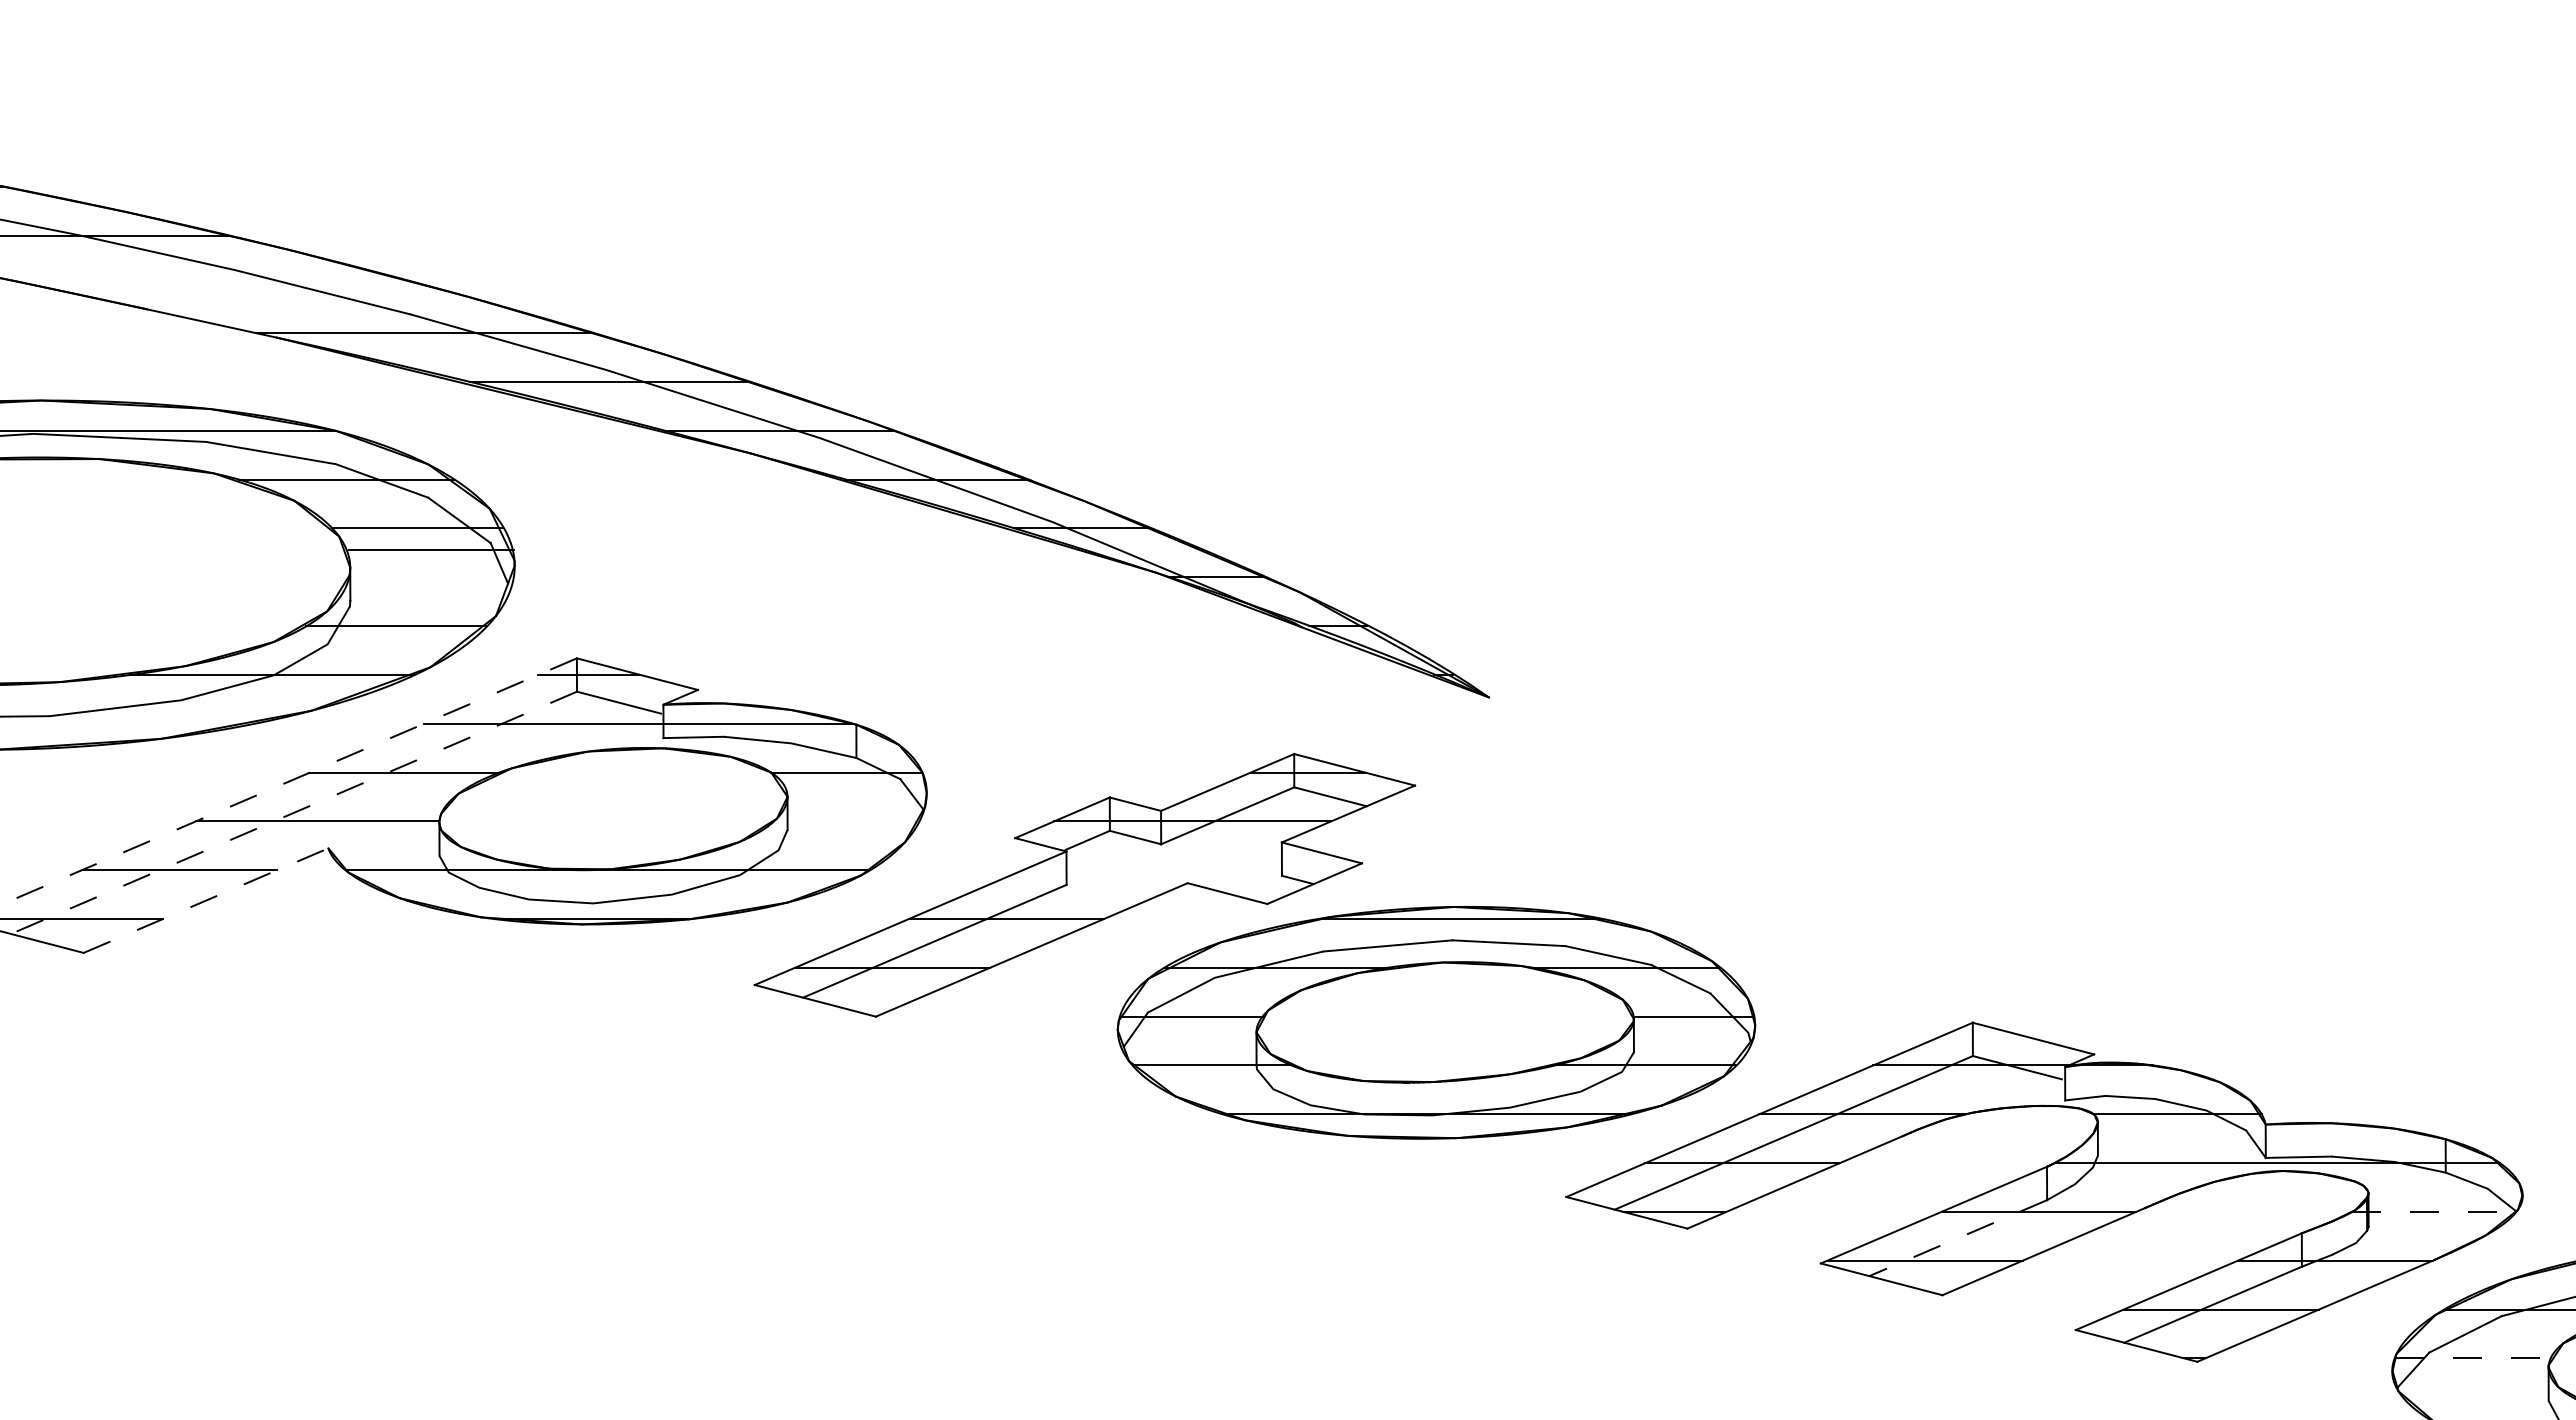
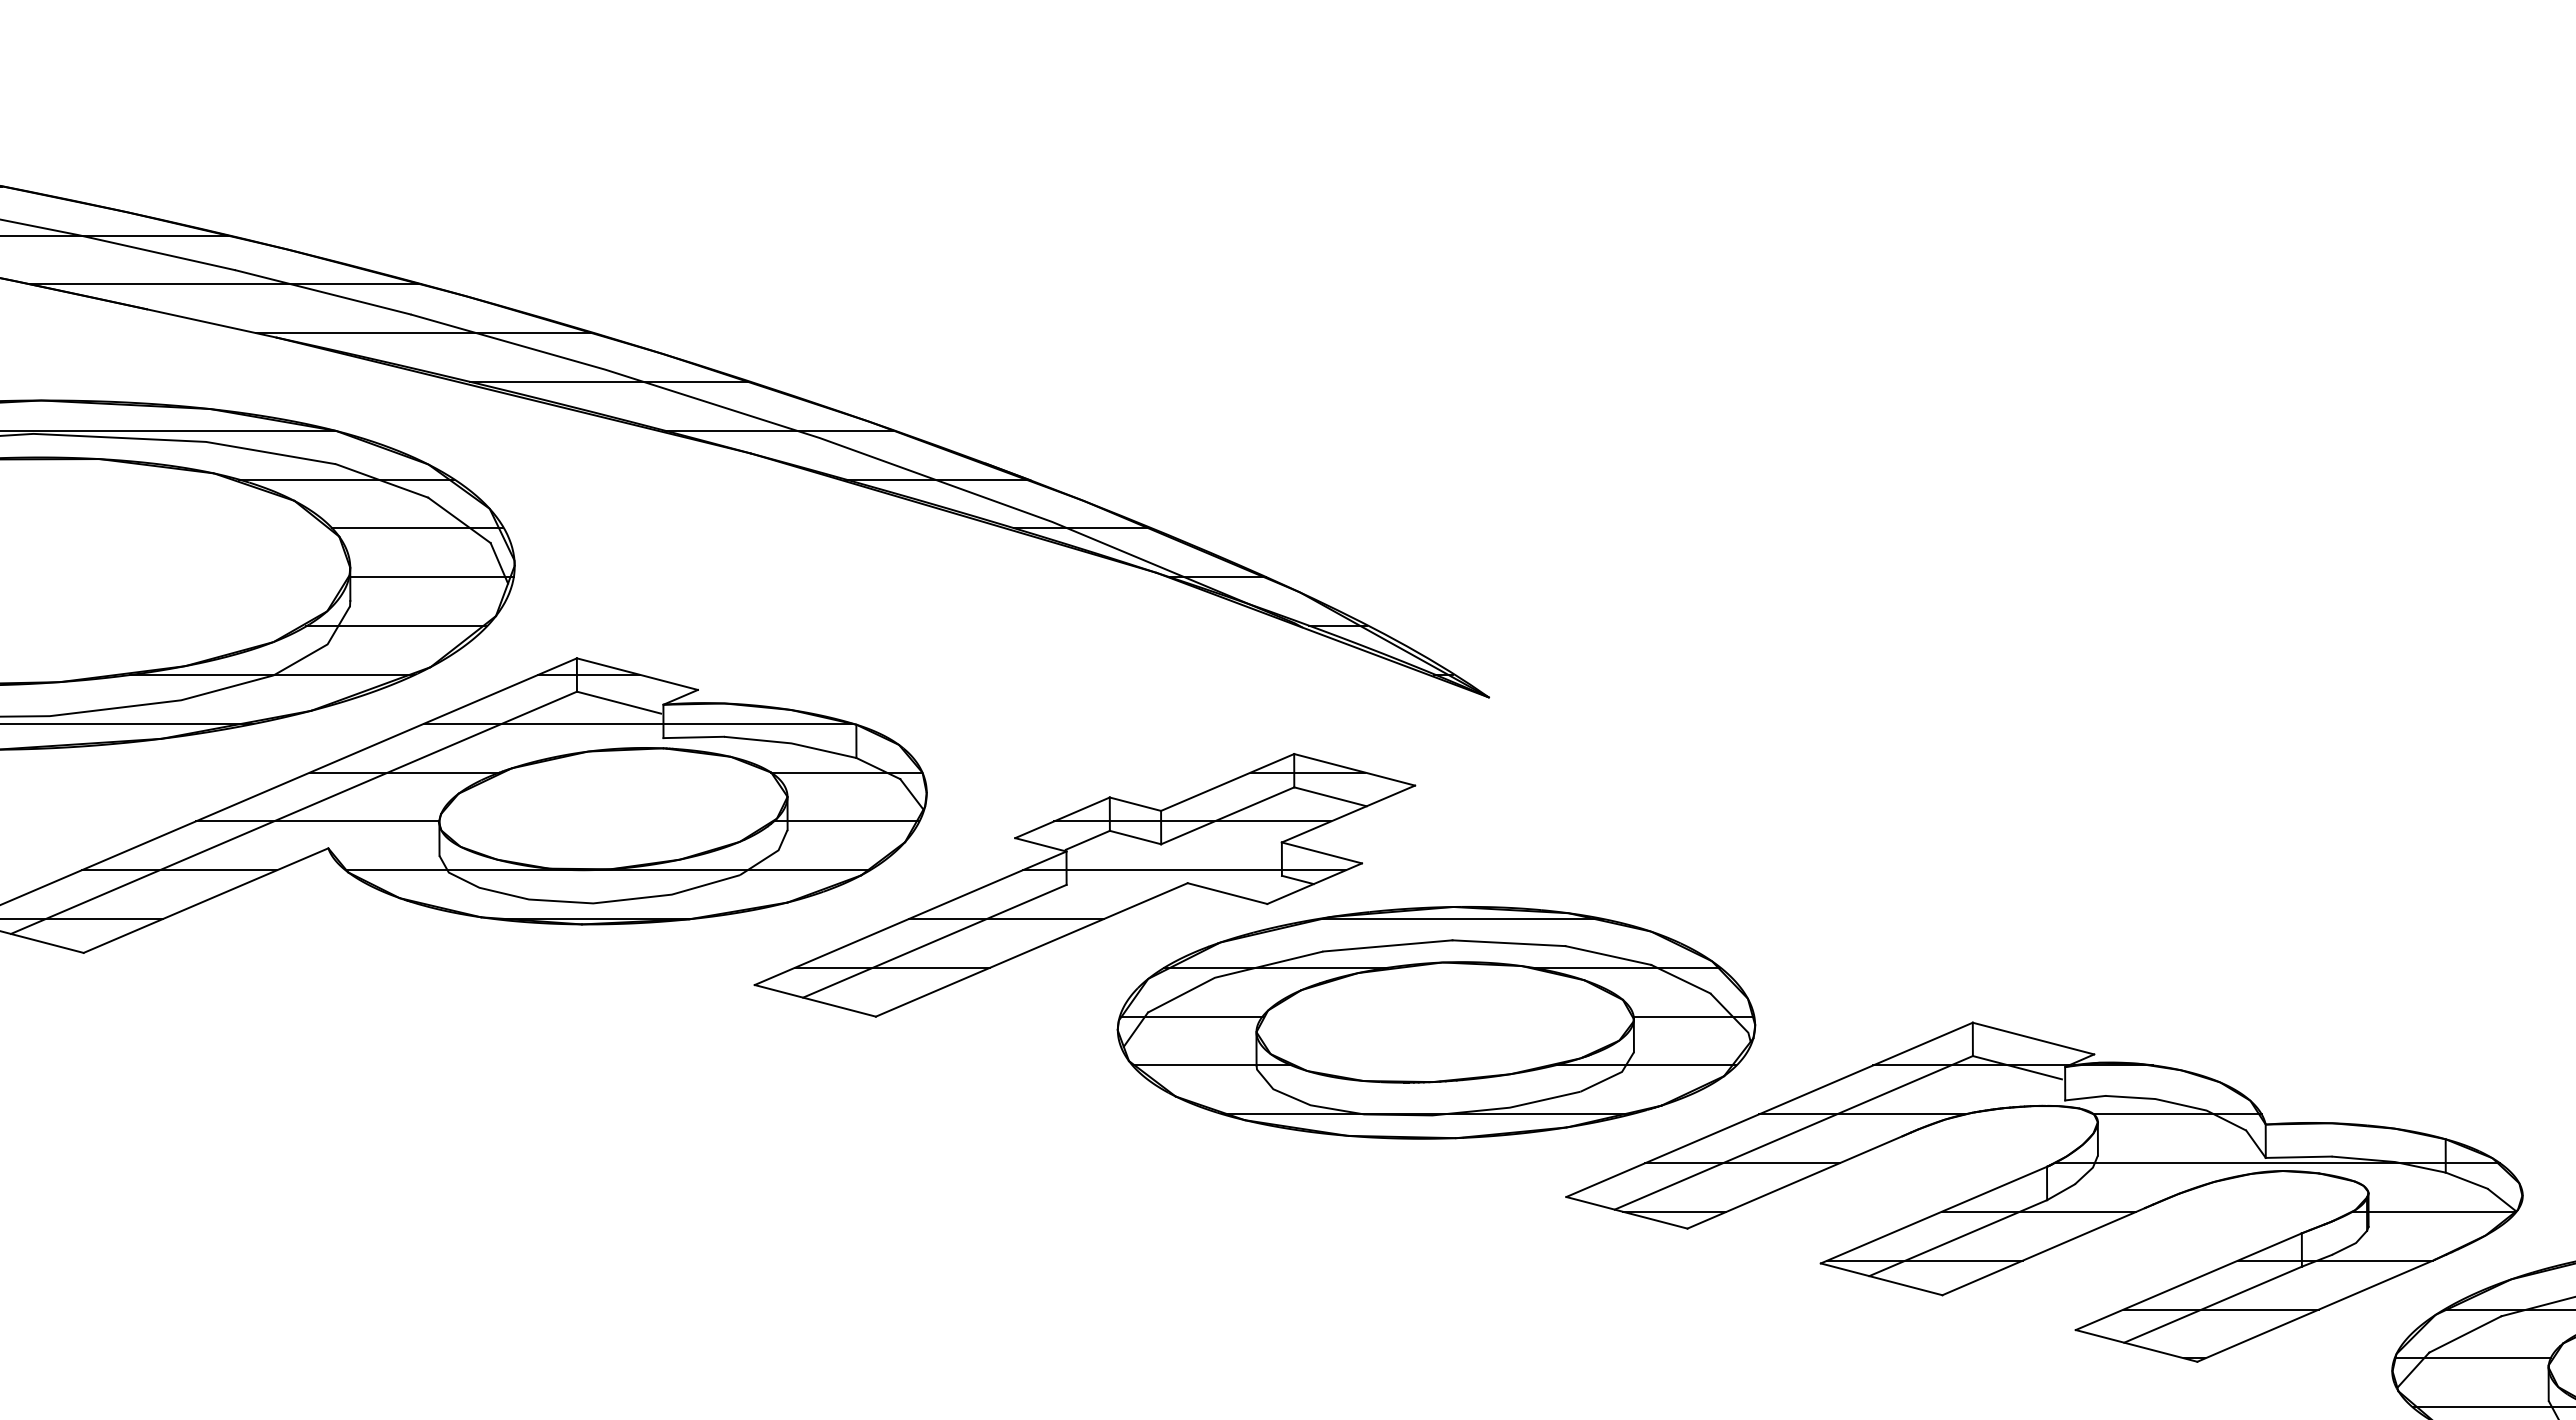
line: none -> present (225, 284)
line position: (430, 550) -> (430, 577) (430, 577)
line: none -> present (127, 723)
line: dashed -> solid (288, 781)
line: dashed -> solid (293, 812)
line: none -> present (846, 821)
line: none -> present (1184, 870)
line: dashed -> solid (206, 900)
line: dashed -> solid (2434, 1211)
line: dashed -> solid (1958, 1238)
line: dashed -> solid (2473, 1358)
line: none -> present (2492, 1407)
